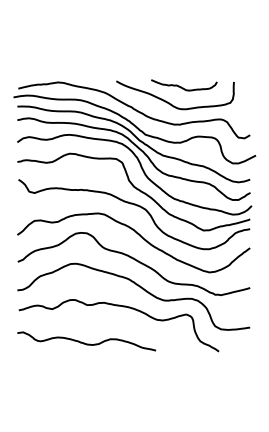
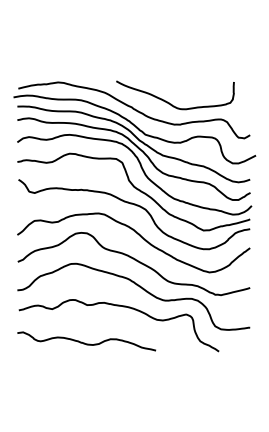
curve: present -> none (183, 87)
